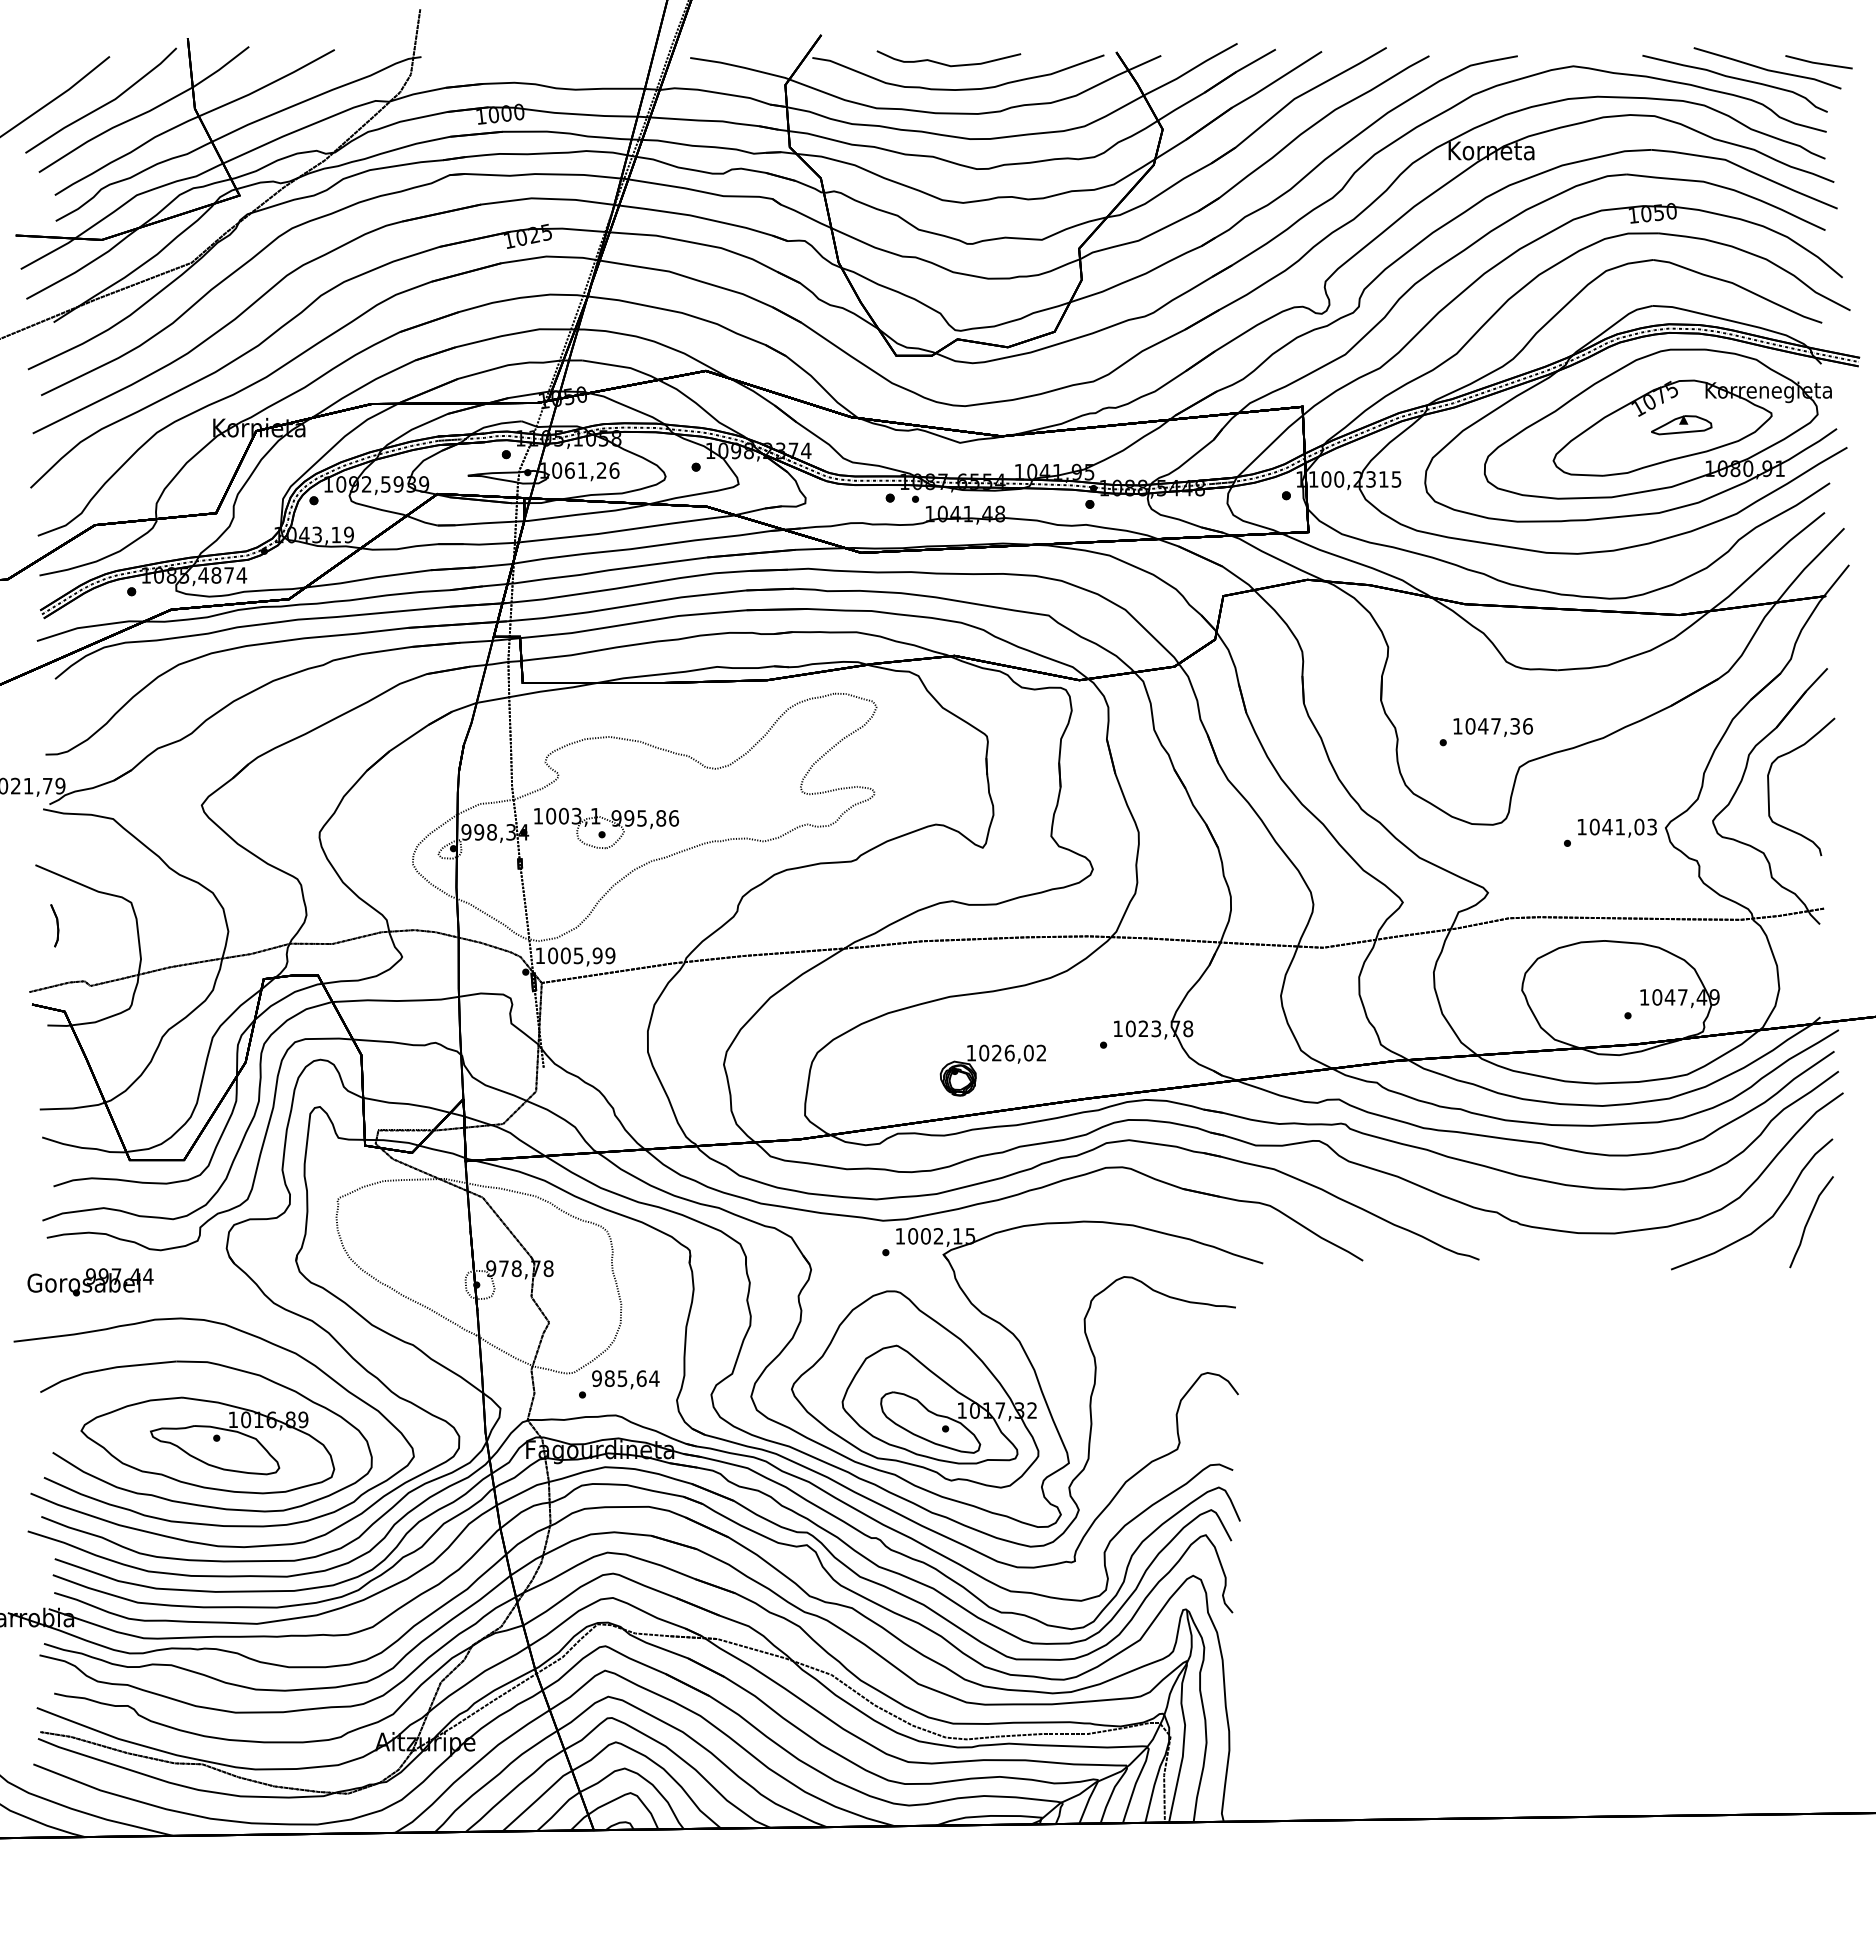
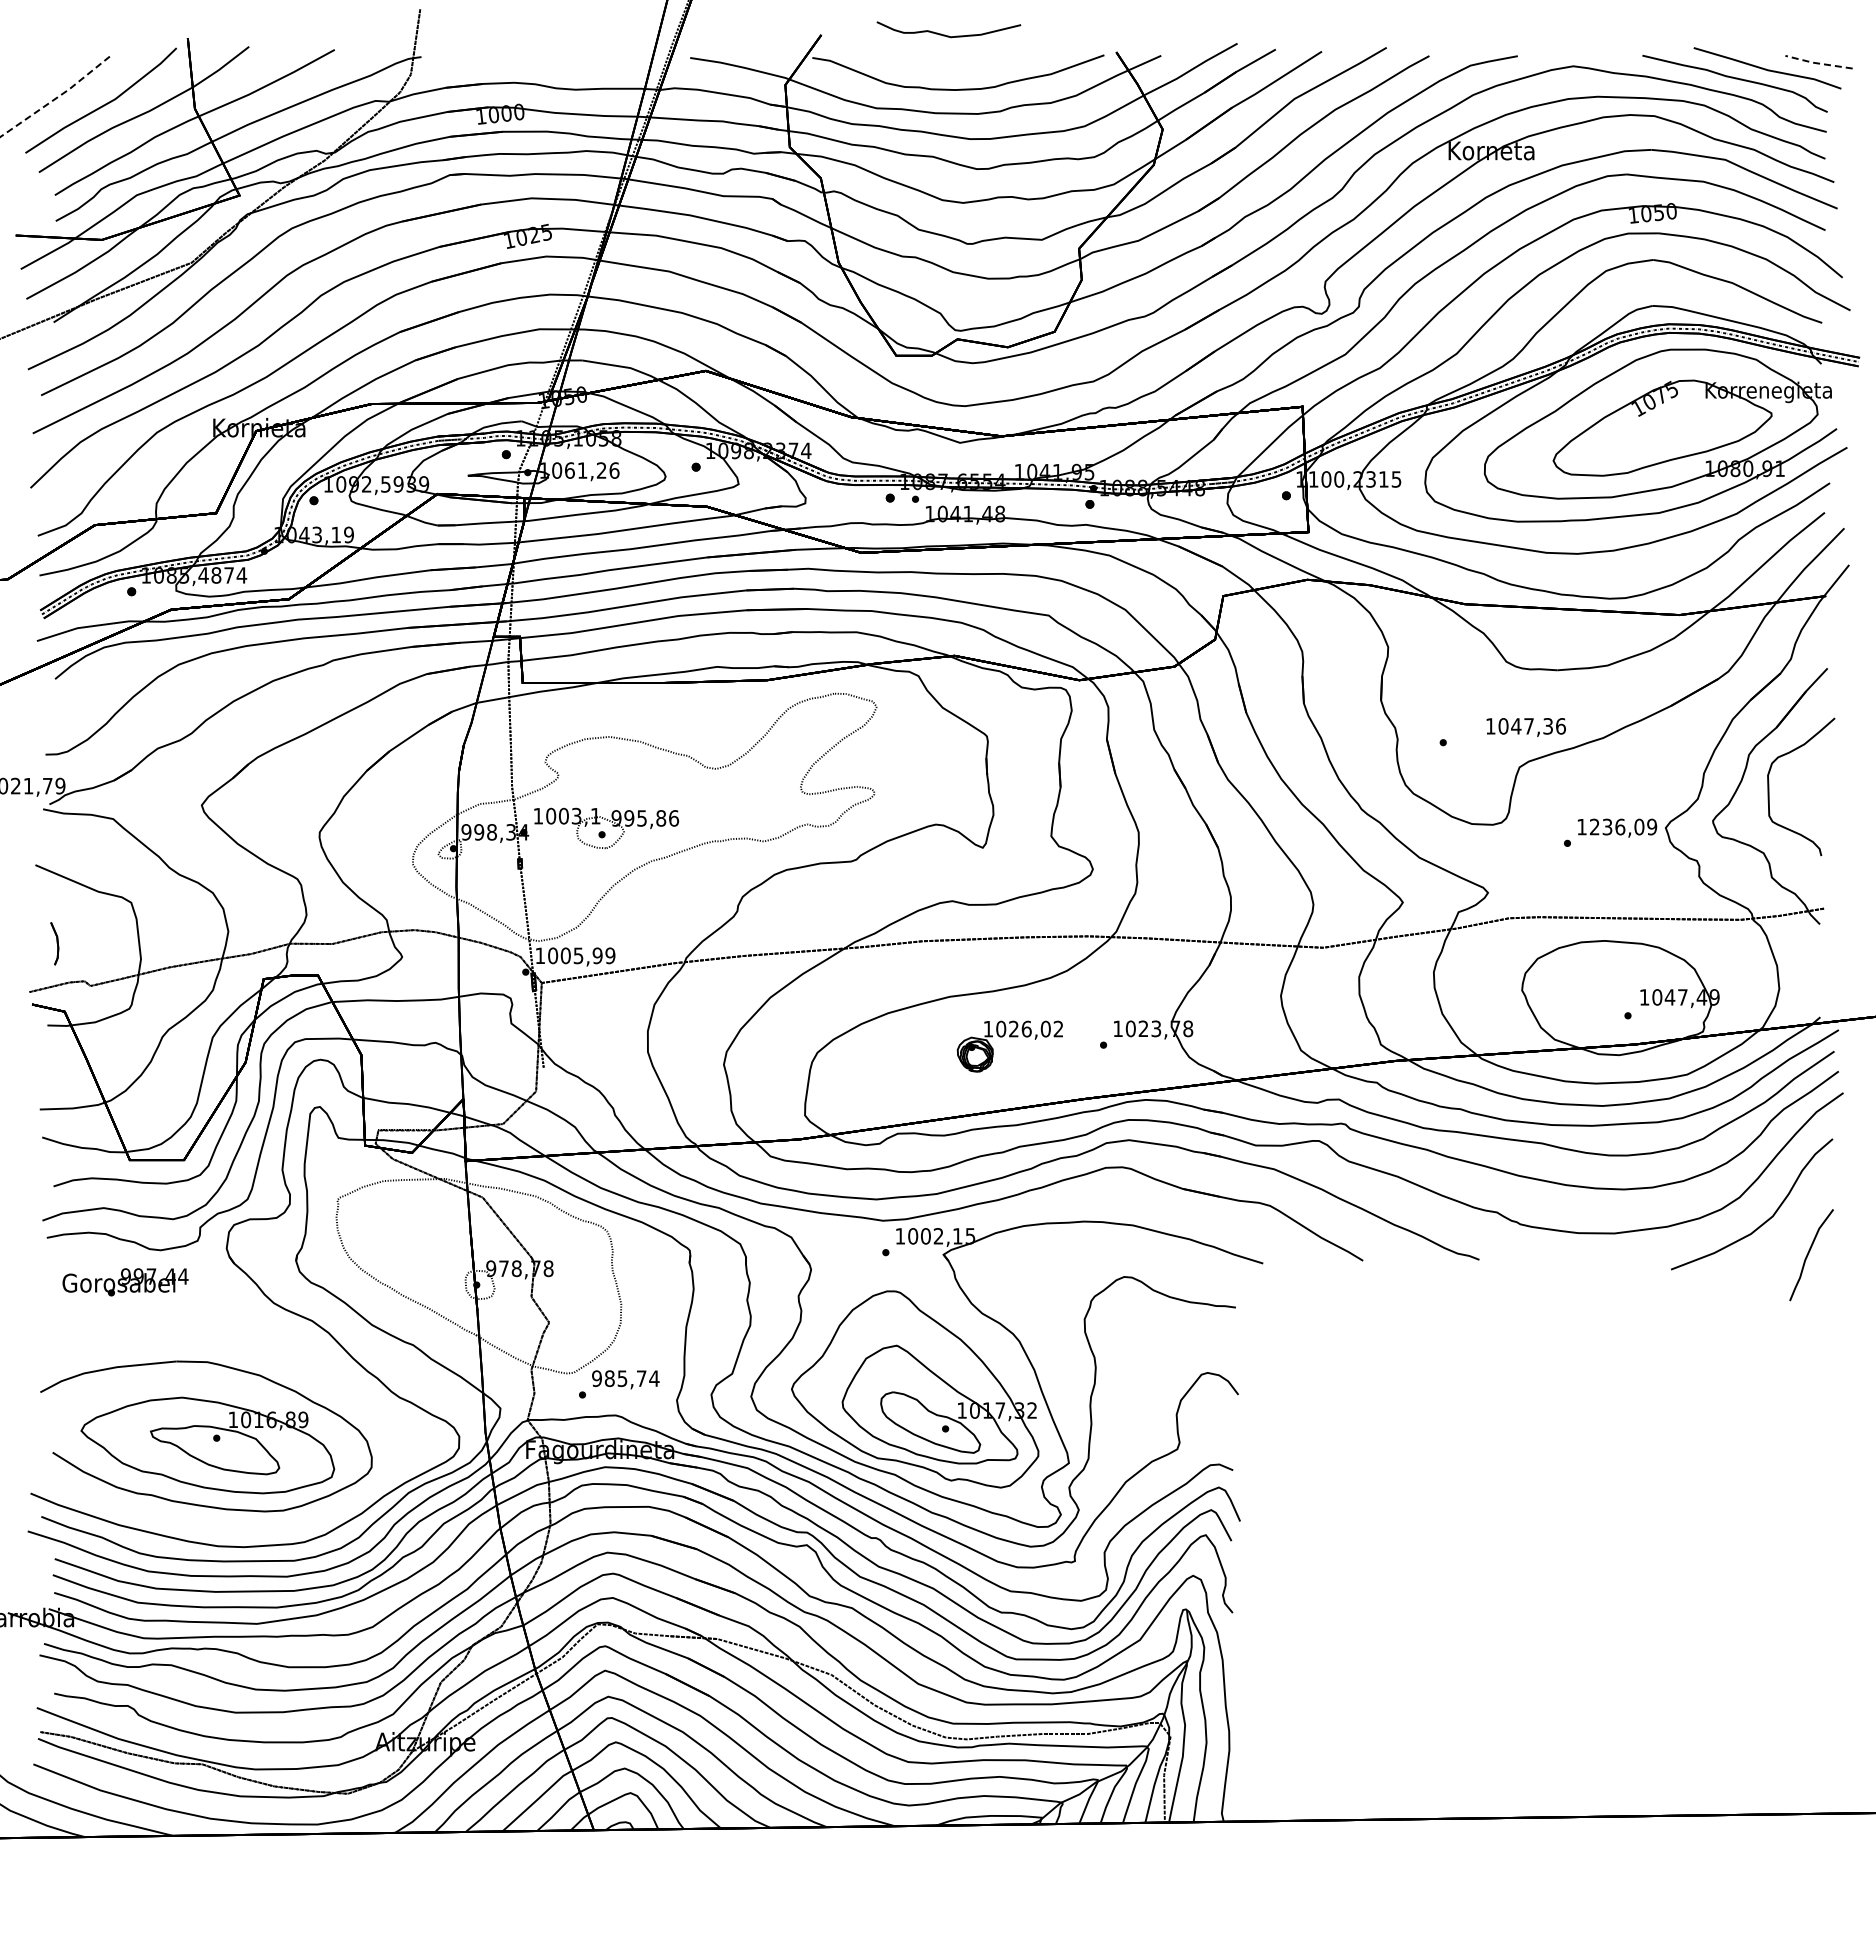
curve position: (945, 63) -> (945, 34) (945, 34)
line: solid -> dashed (1817, 63)
line: solid -> dashed (56, 97)
part: present -> none (1681, 425)
text position: (1492, 727) -> (1525, 727) (1525, 727)
text: 1041,03 -> 1236,09 (1623, 826)
part position: (54, 925) -> (54, 943) (54, 943)
part position: (992, 1061) -> (1009, 1037) (1009, 1037)
curve position: (1809, 1220) -> (1809, 1253) (1809, 1253)
text position: (90, 1282) -> (125, 1282) (125, 1282)
curve: present -> none (244, 1333)
text: 985,64 -> 985,74 (641, 1378)
